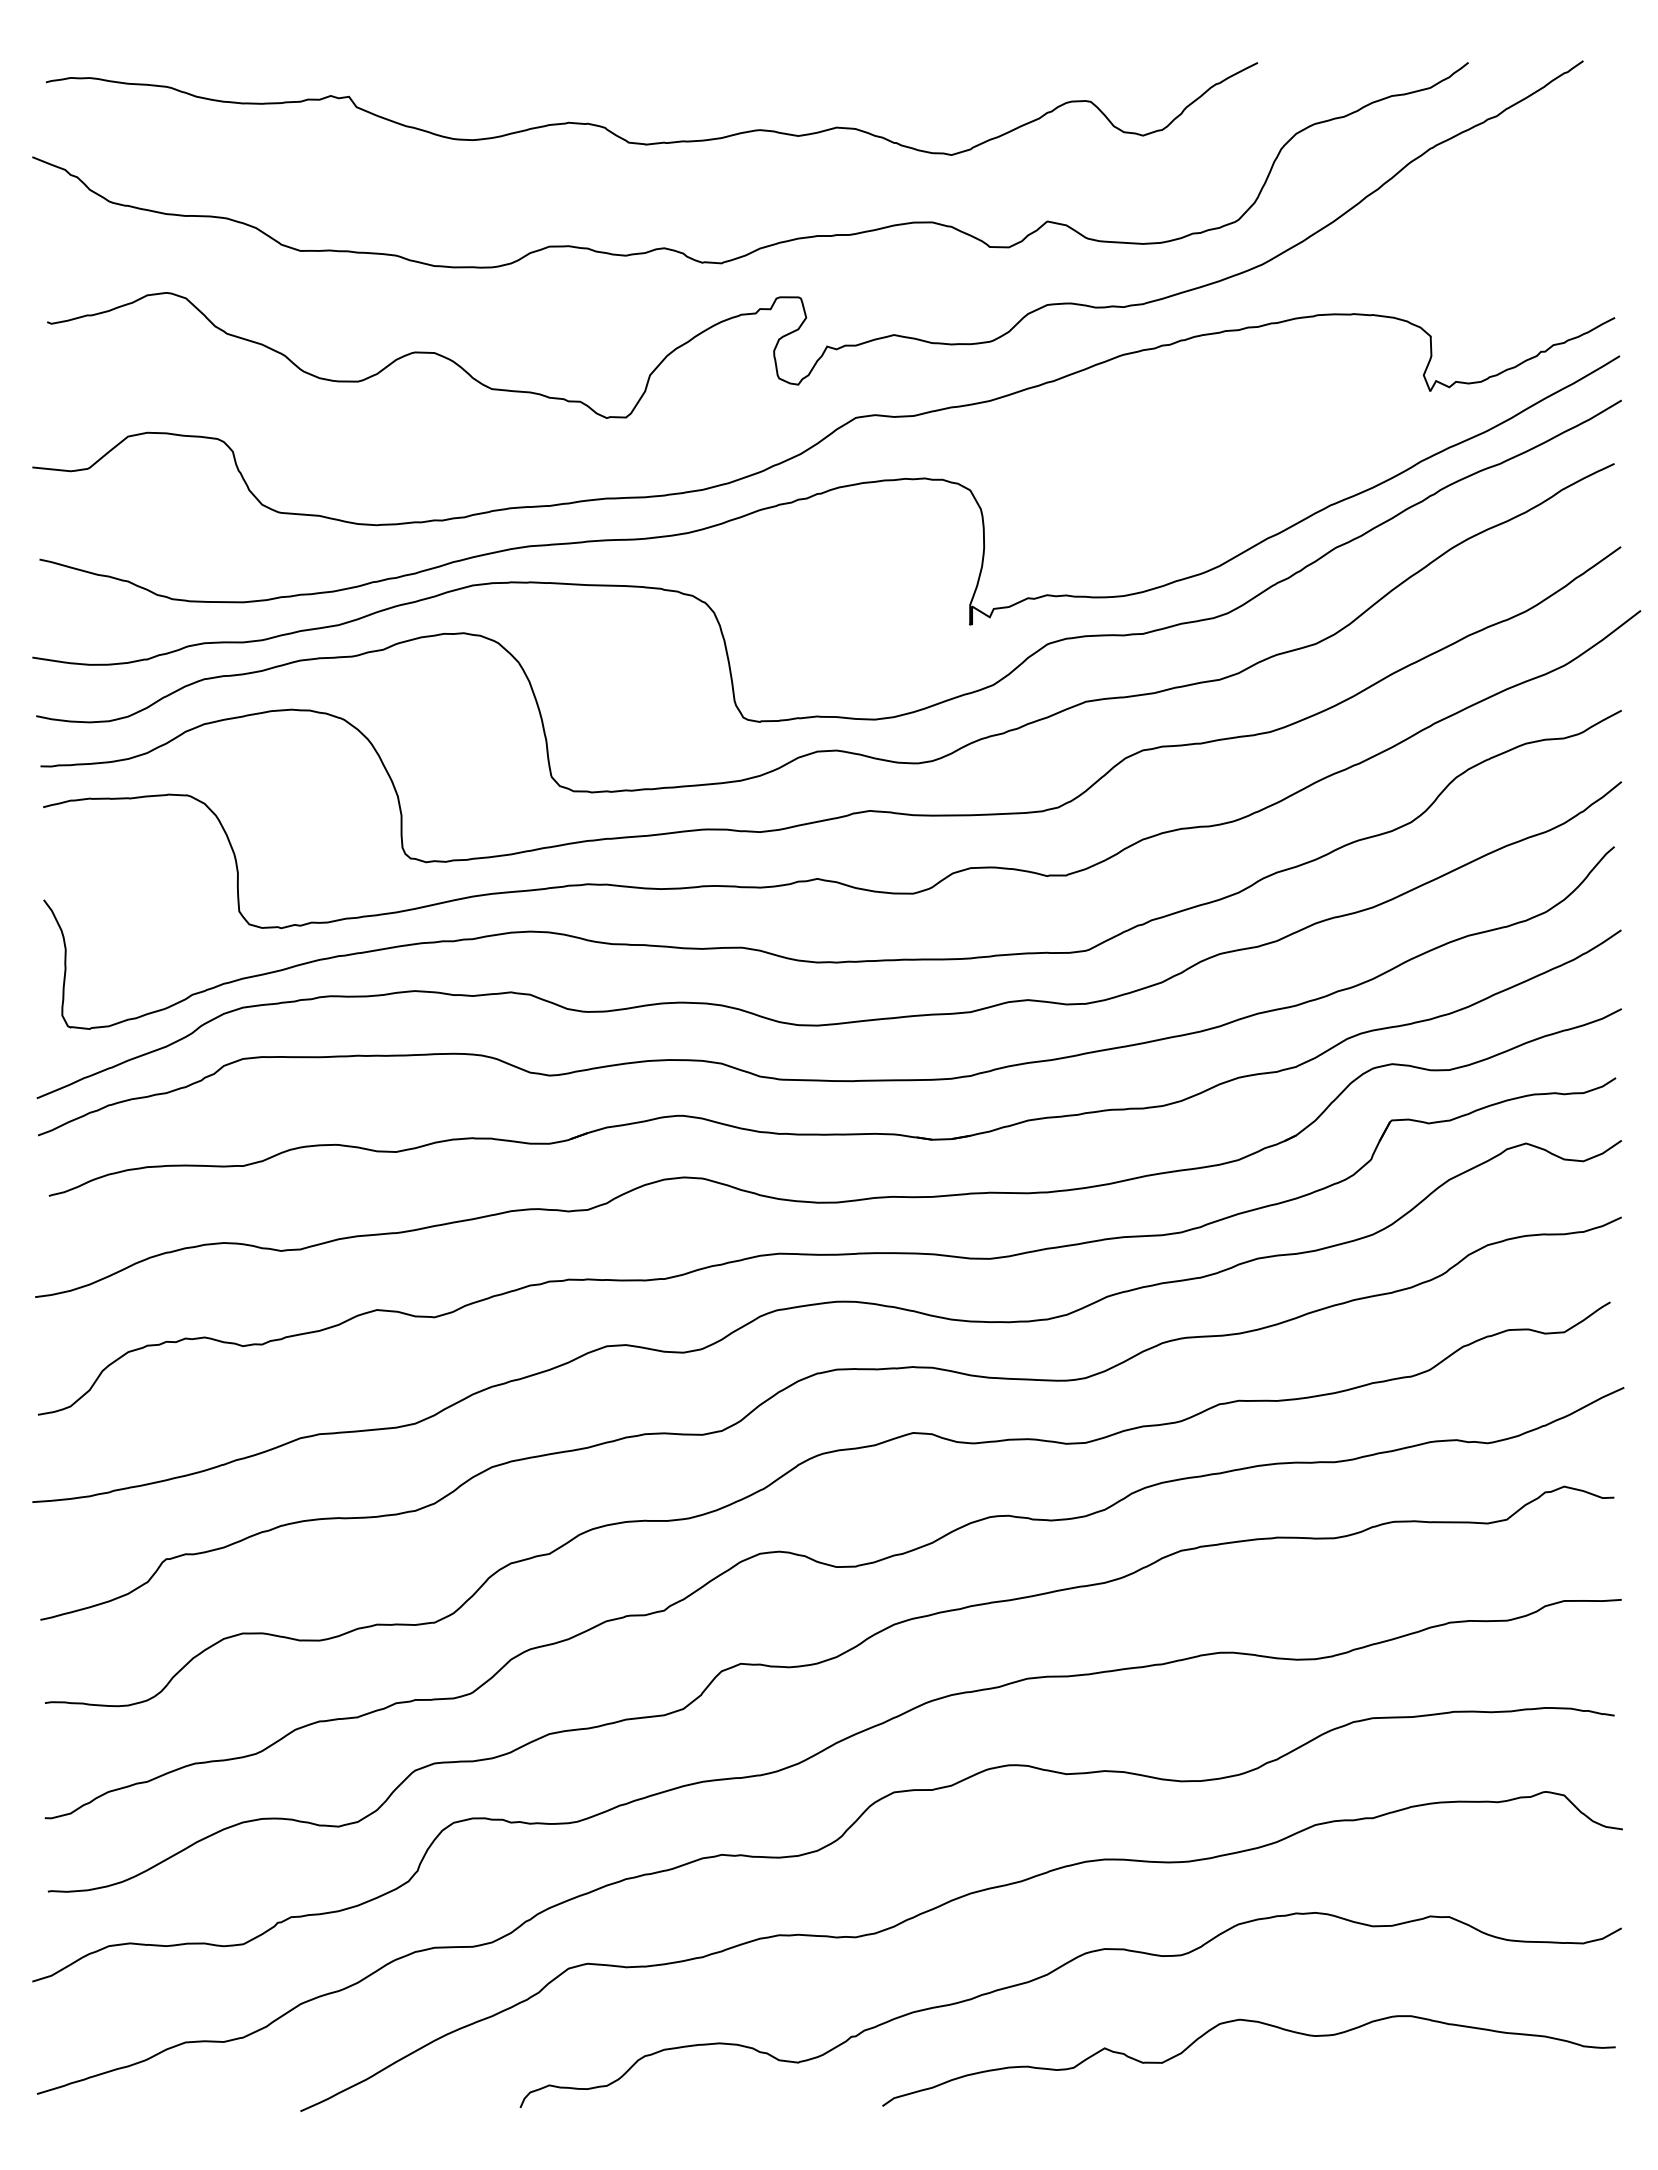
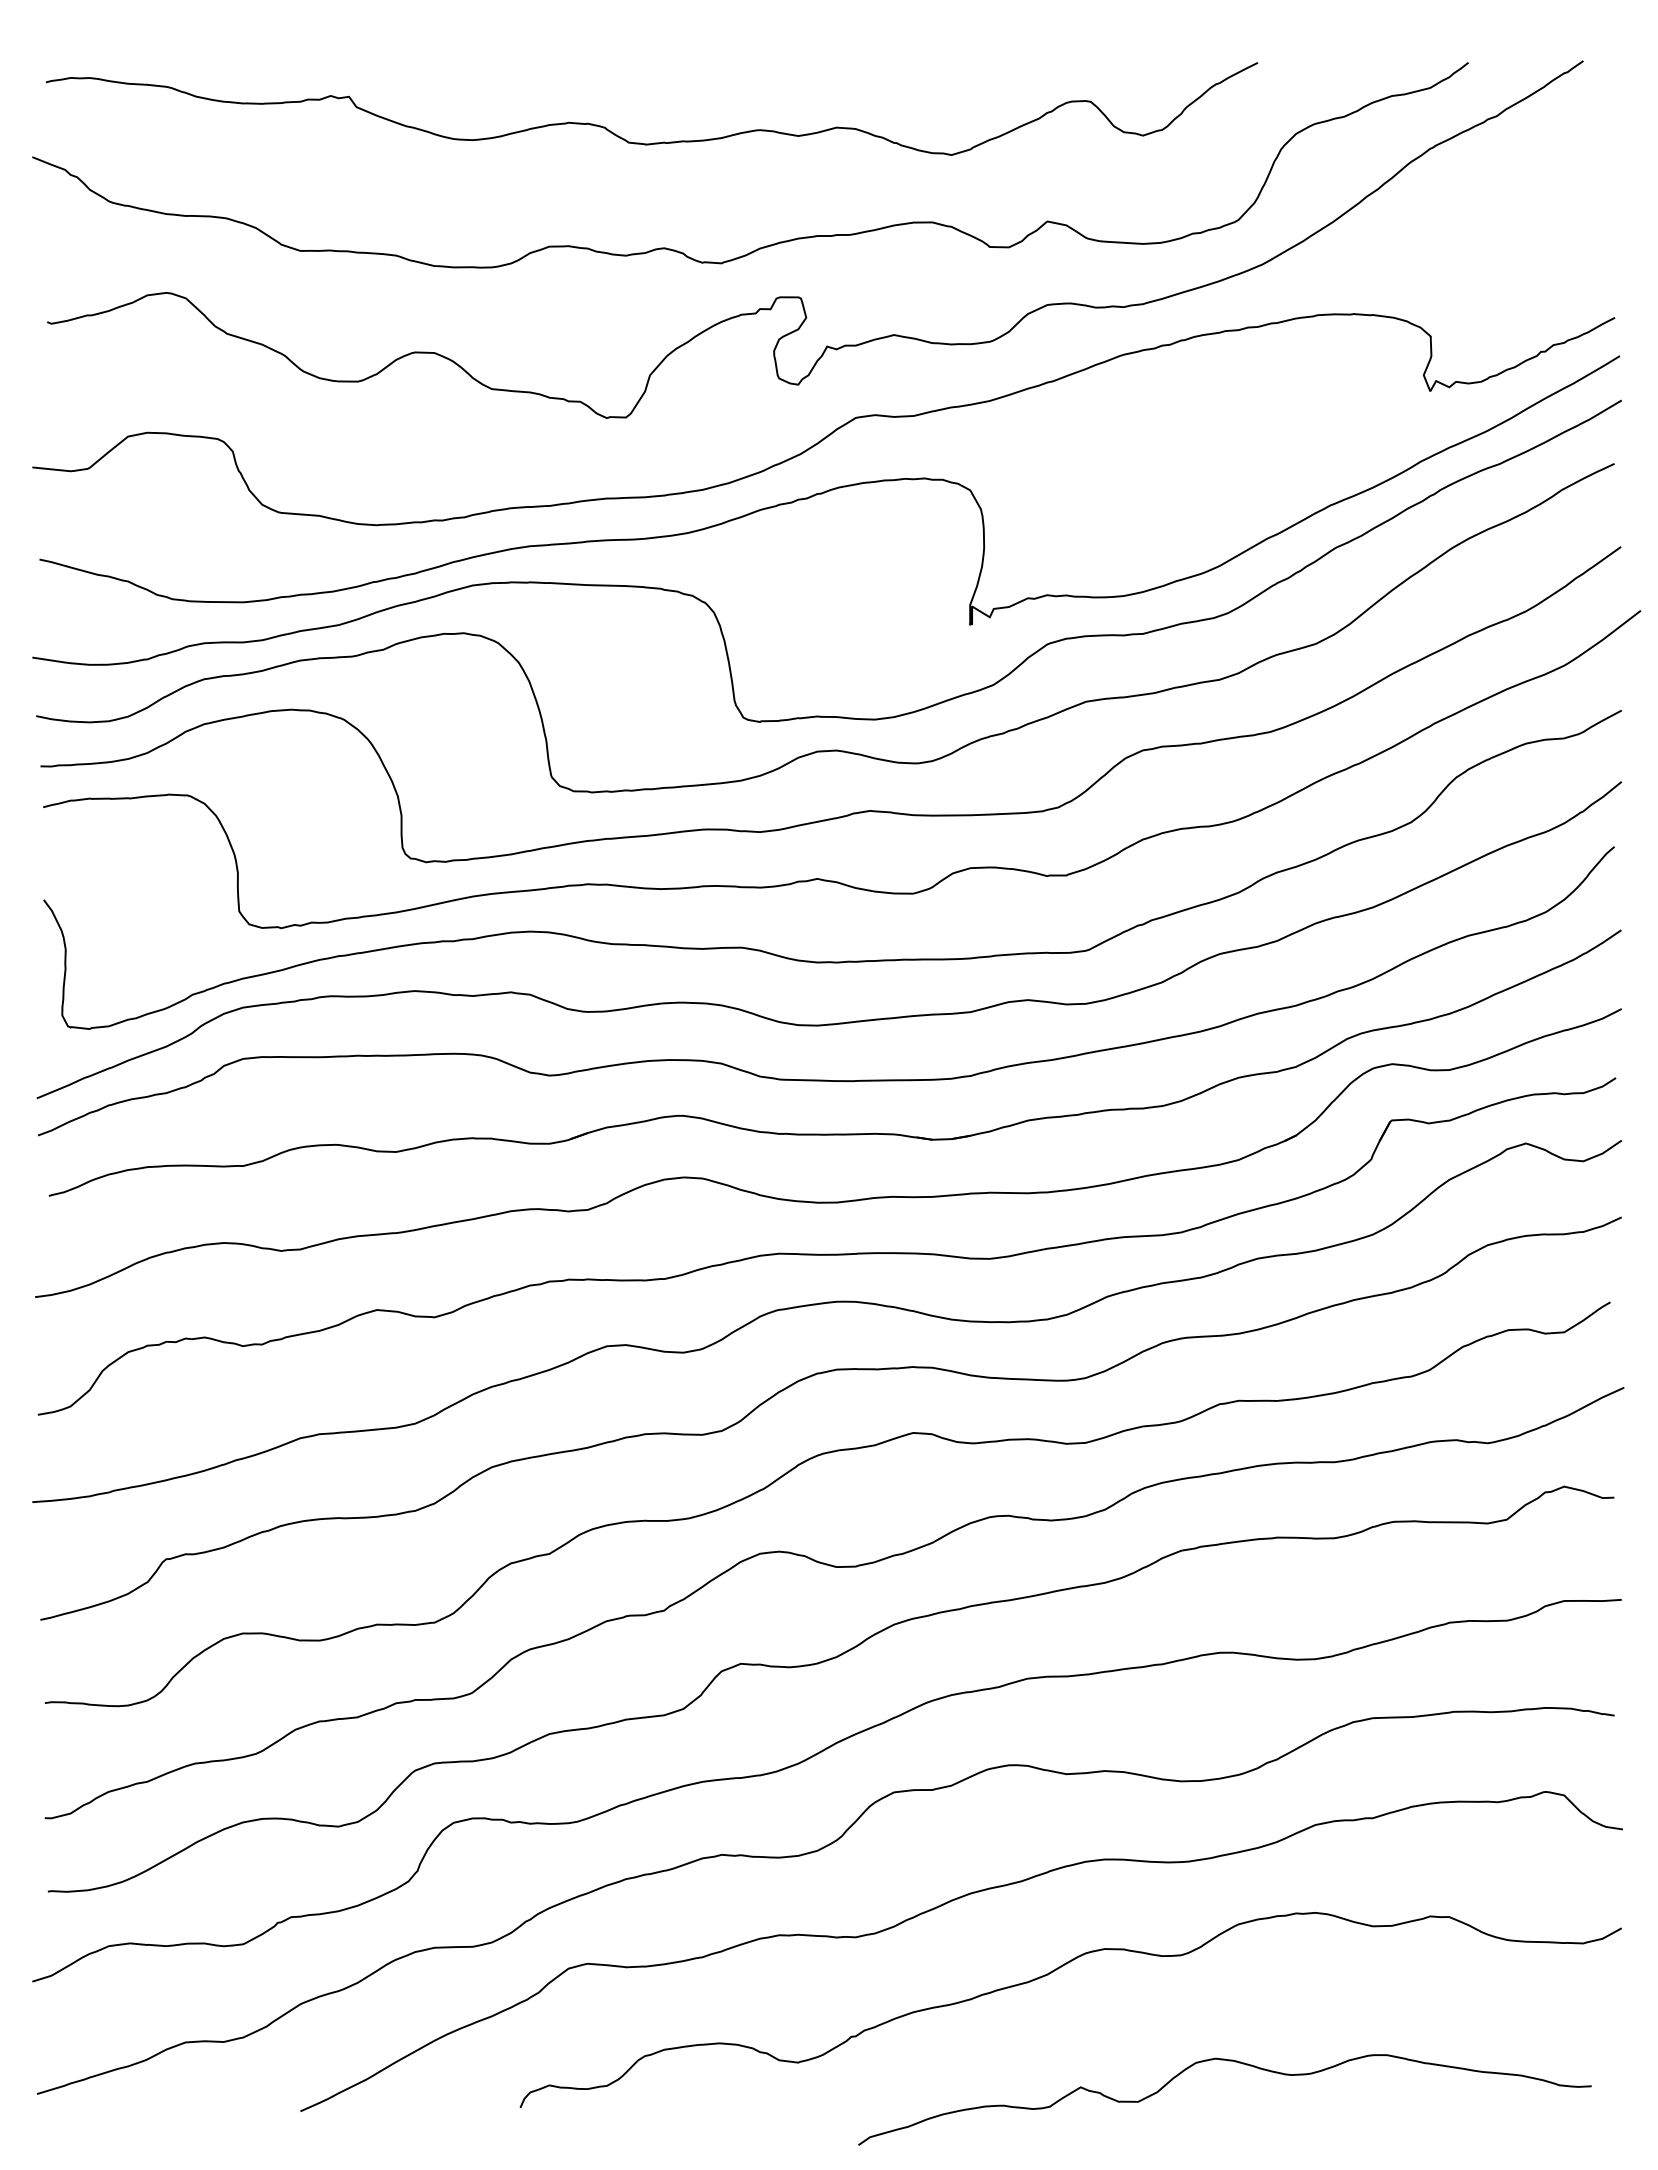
curve position: (1252, 2022) -> (1228, 2061) (1228, 2061)
